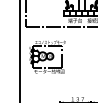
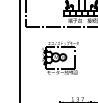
part position: (47, 56) -> (60, 57) (60, 57)
